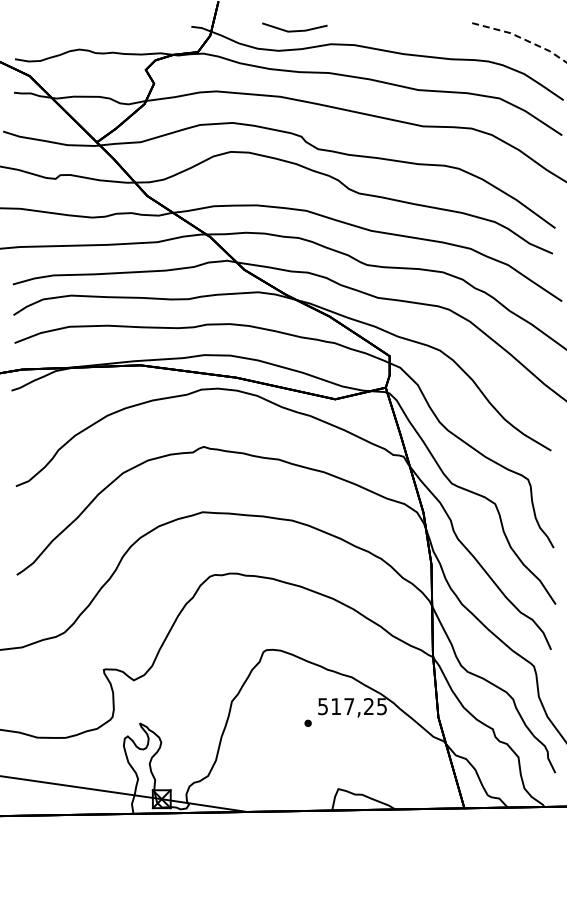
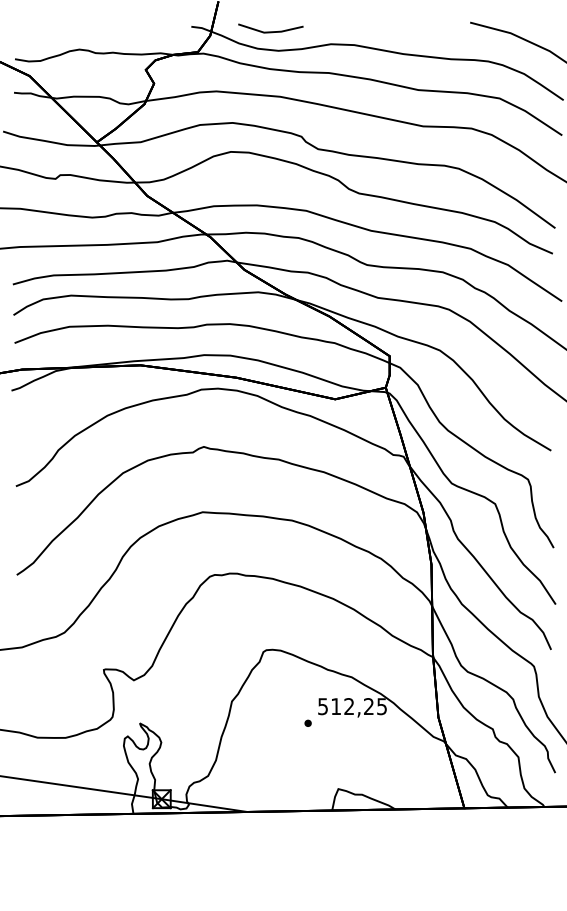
line position: (294, 30) -> (270, 31) (270, 31)
line: dashed -> solid (520, 37)
text: 517,25 -> 512,25 (349, 706)
